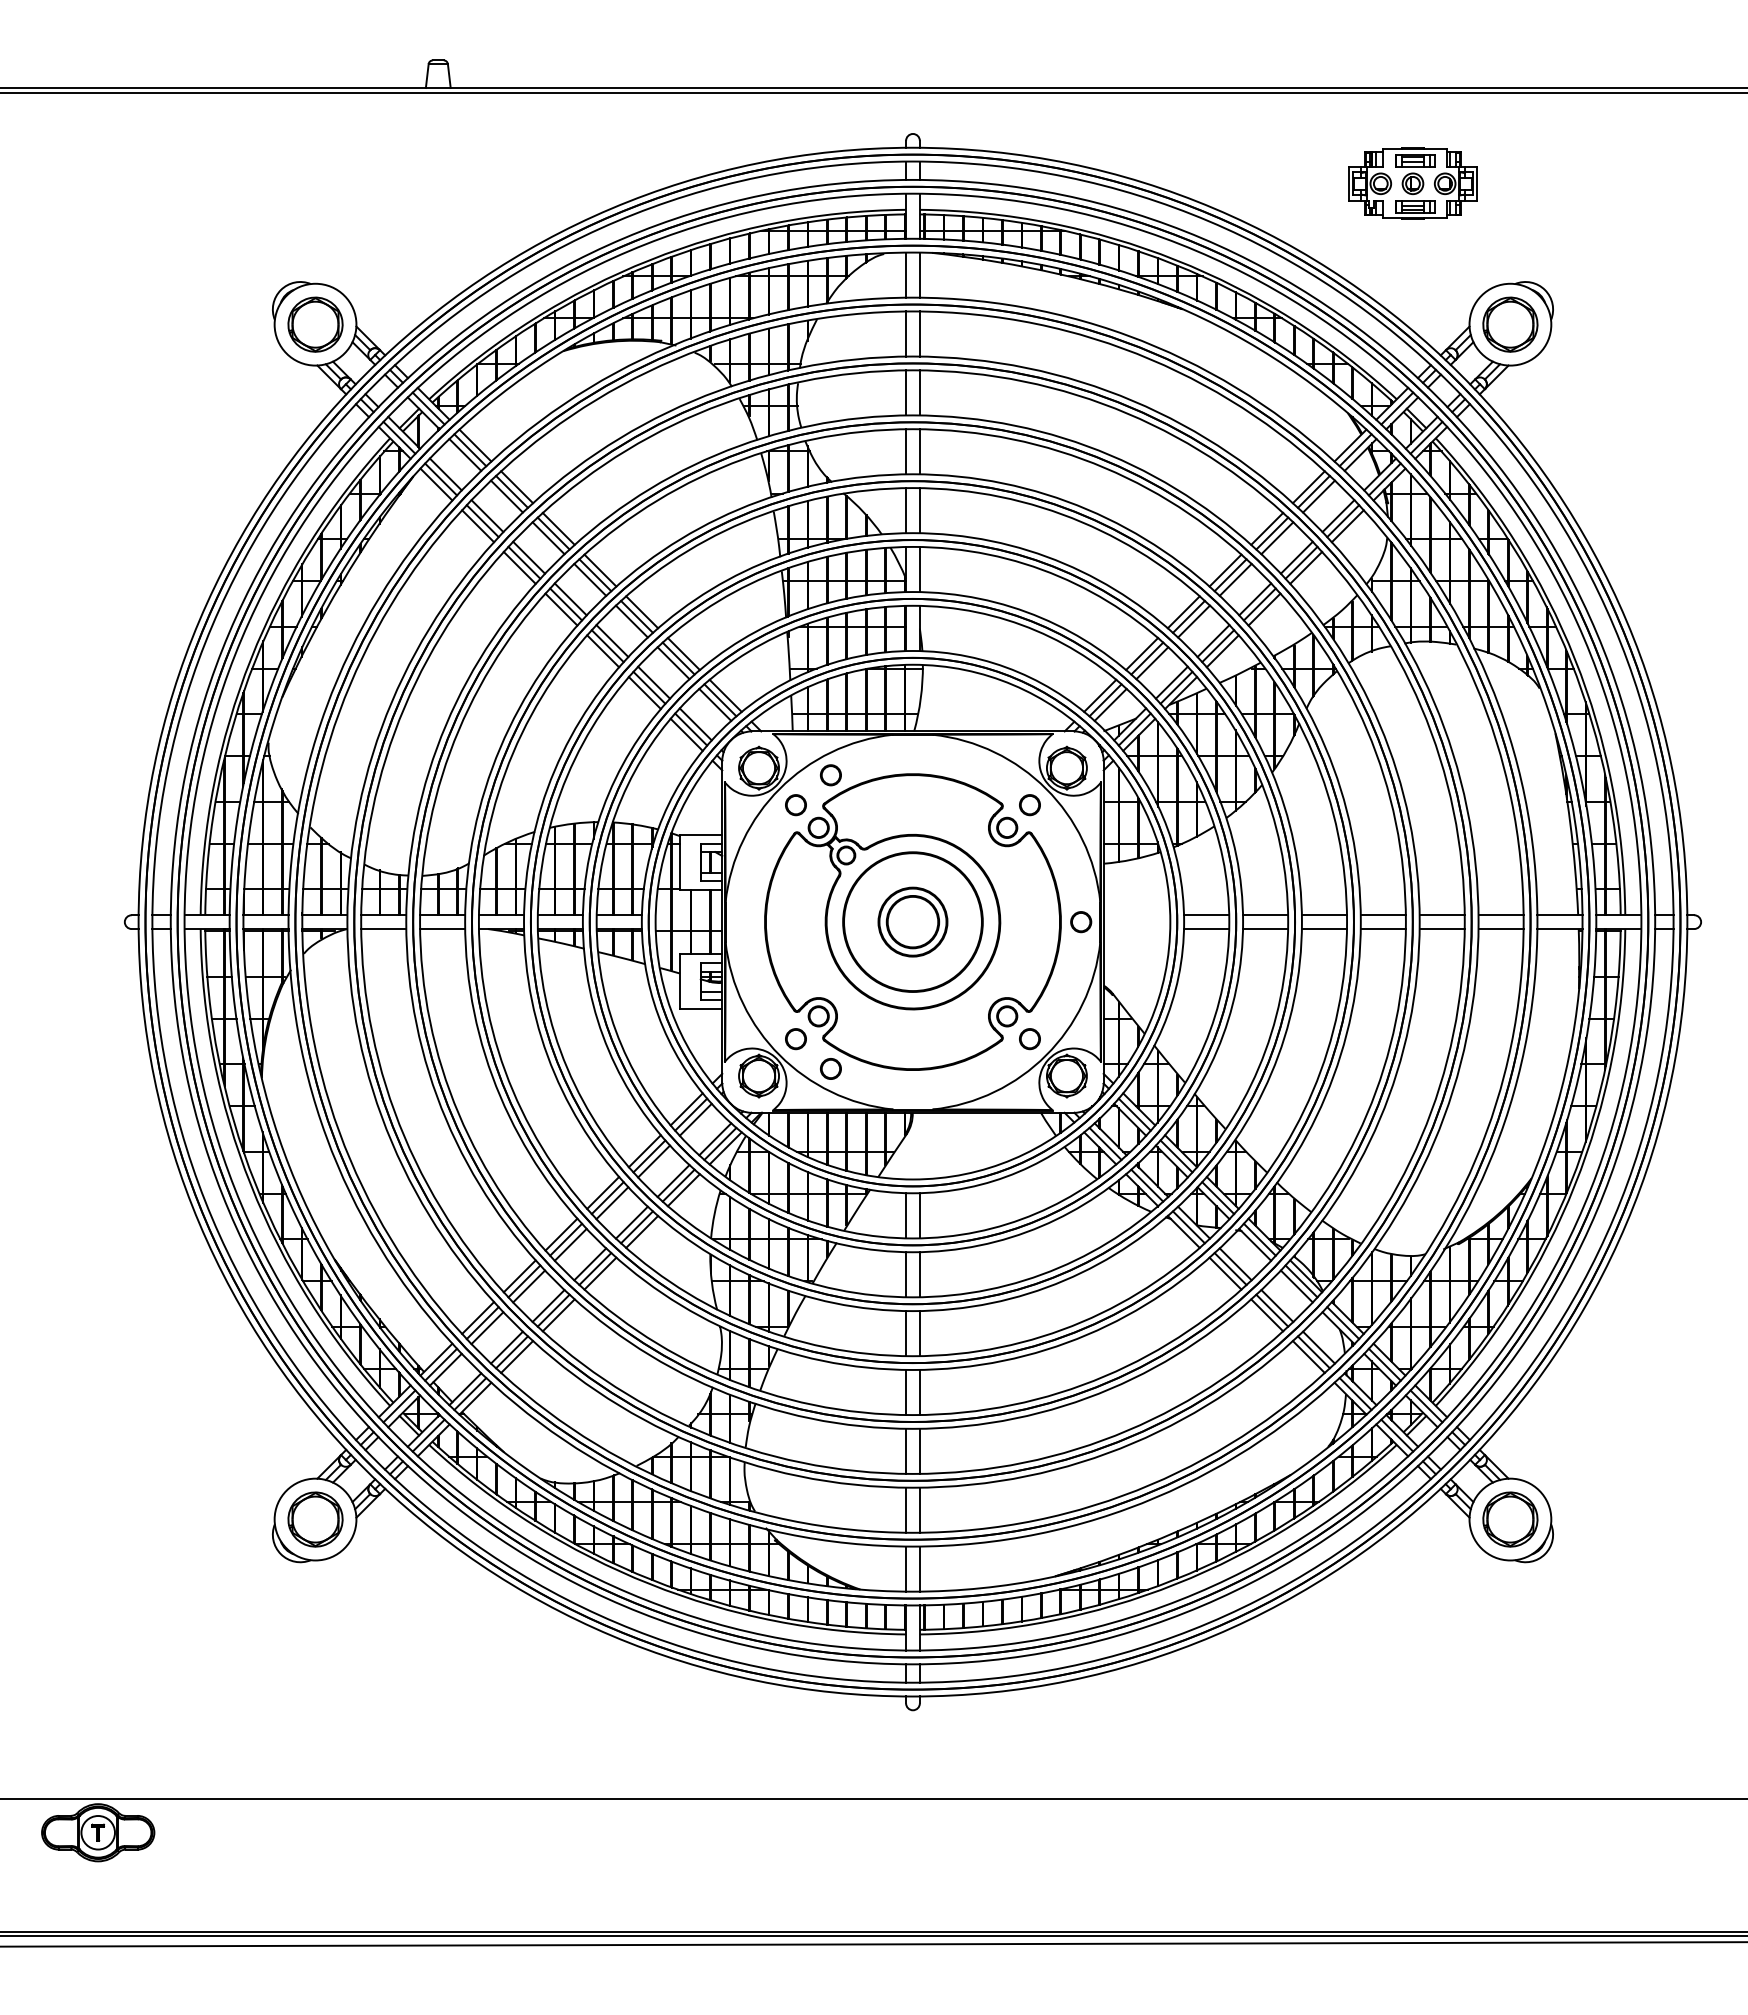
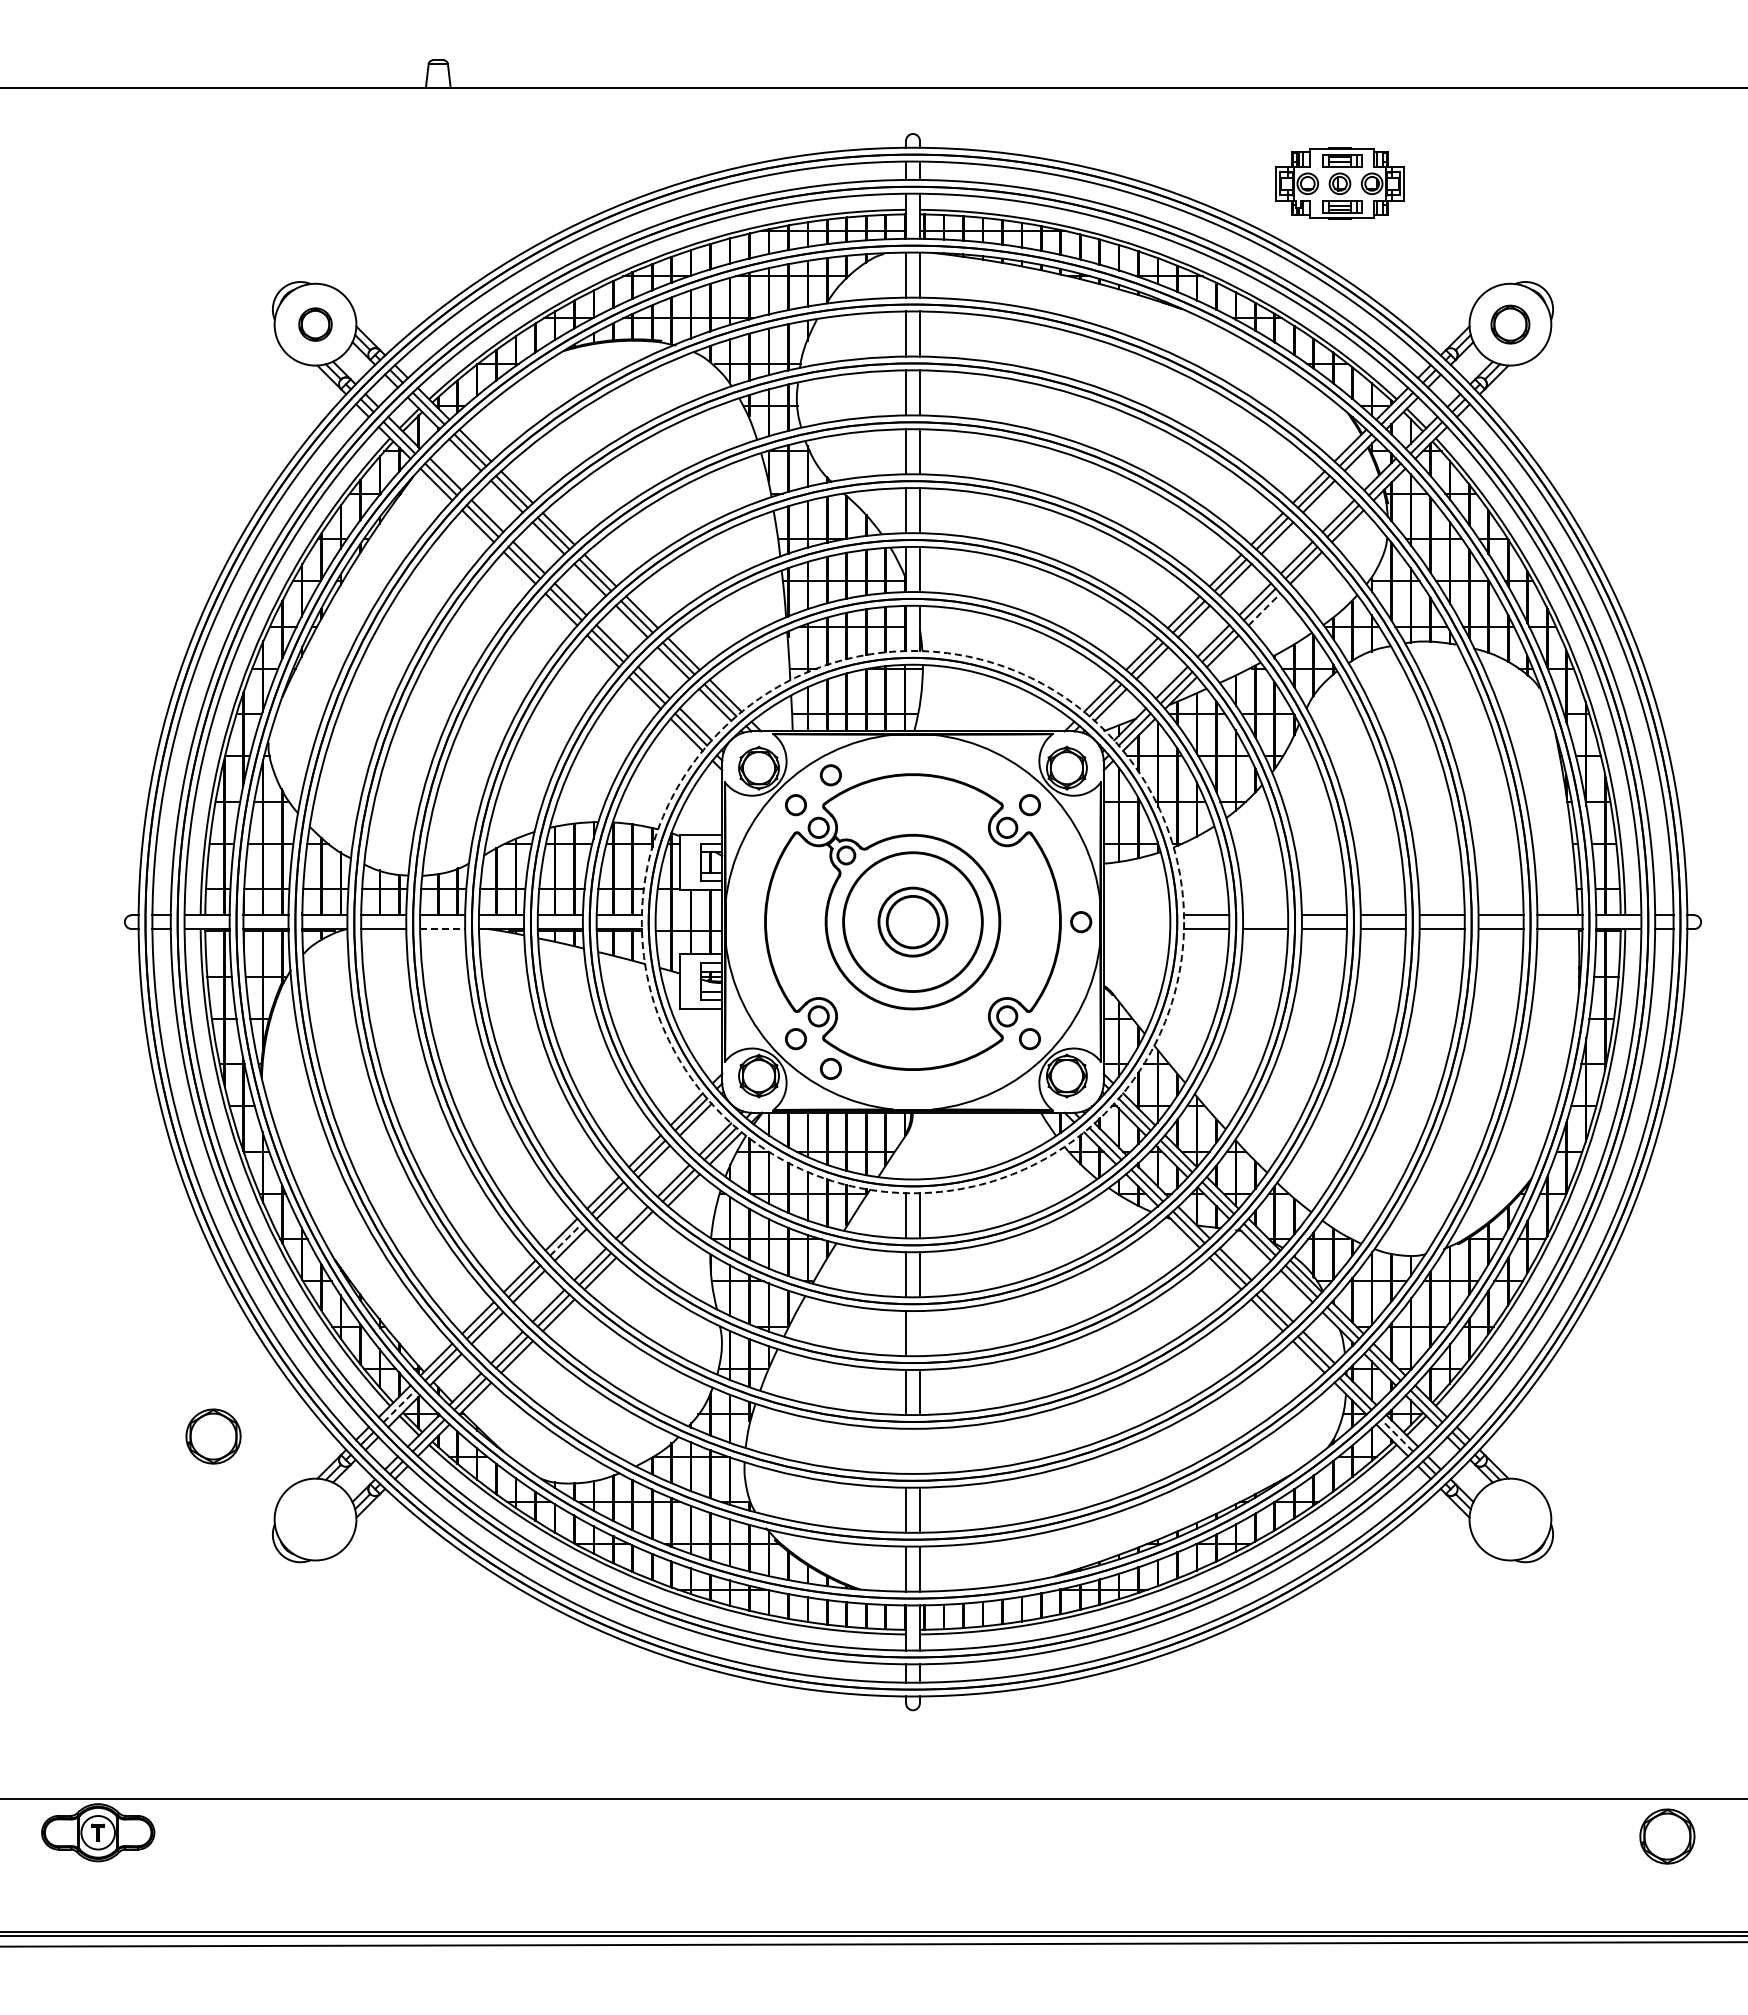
line: present -> none (873, 92)
part position: (1412, 183) -> (1339, 183) (1339, 183)
part size: 57x57 px -> 35x35 px (315, 324)
part size: 57x57 px -> 41x41 px (1510, 324)
line: solid -> dashed (1264, 609)
line: present -> none (1265, 915)
circle: solid -> dashed (912, 921)
line: solid -> dashed (442, 929)
line: present -> none (642, 1231)
line: solid -> dashed (566, 1239)
line: present -> none (919, 1333)
line: solid -> dashed (399, 1406)
line: solid -> dashed (1397, 1435)
line: present -> none (906, 1450)
line: present -> none (919, 1450)
part position: (315, 1519) -> (213, 1436) (213, 1436)
part position: (1510, 1519) -> (1667, 1836) (1667, 1836)
